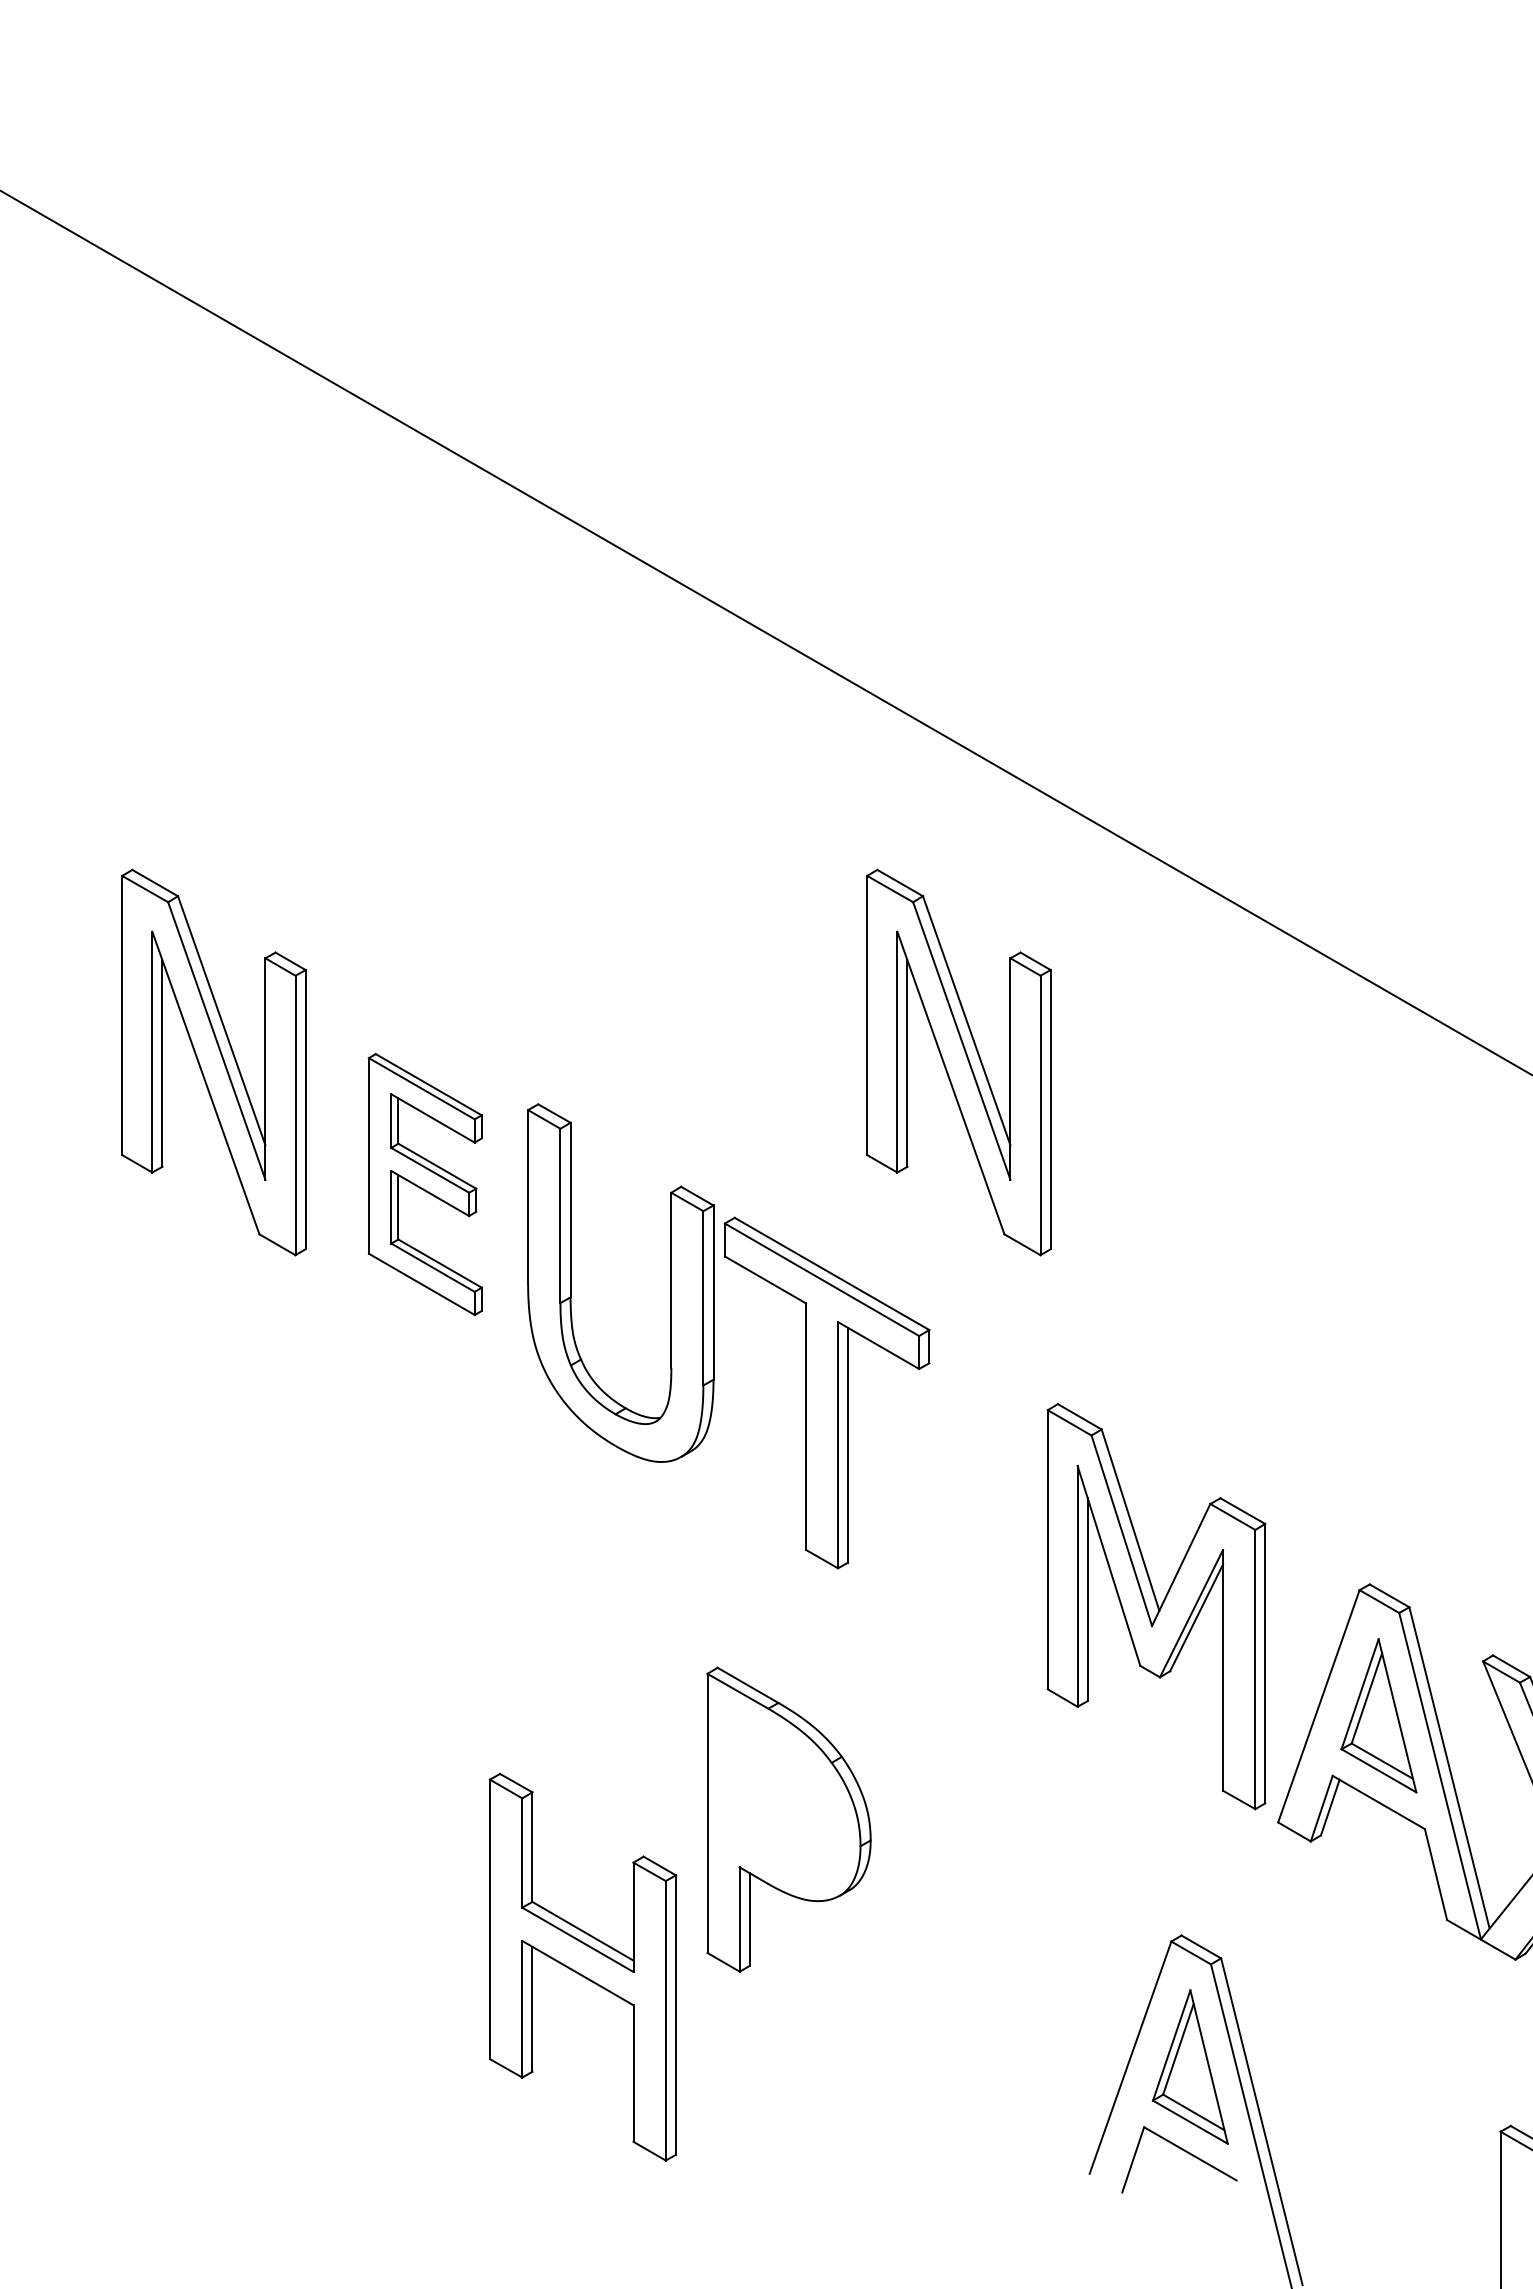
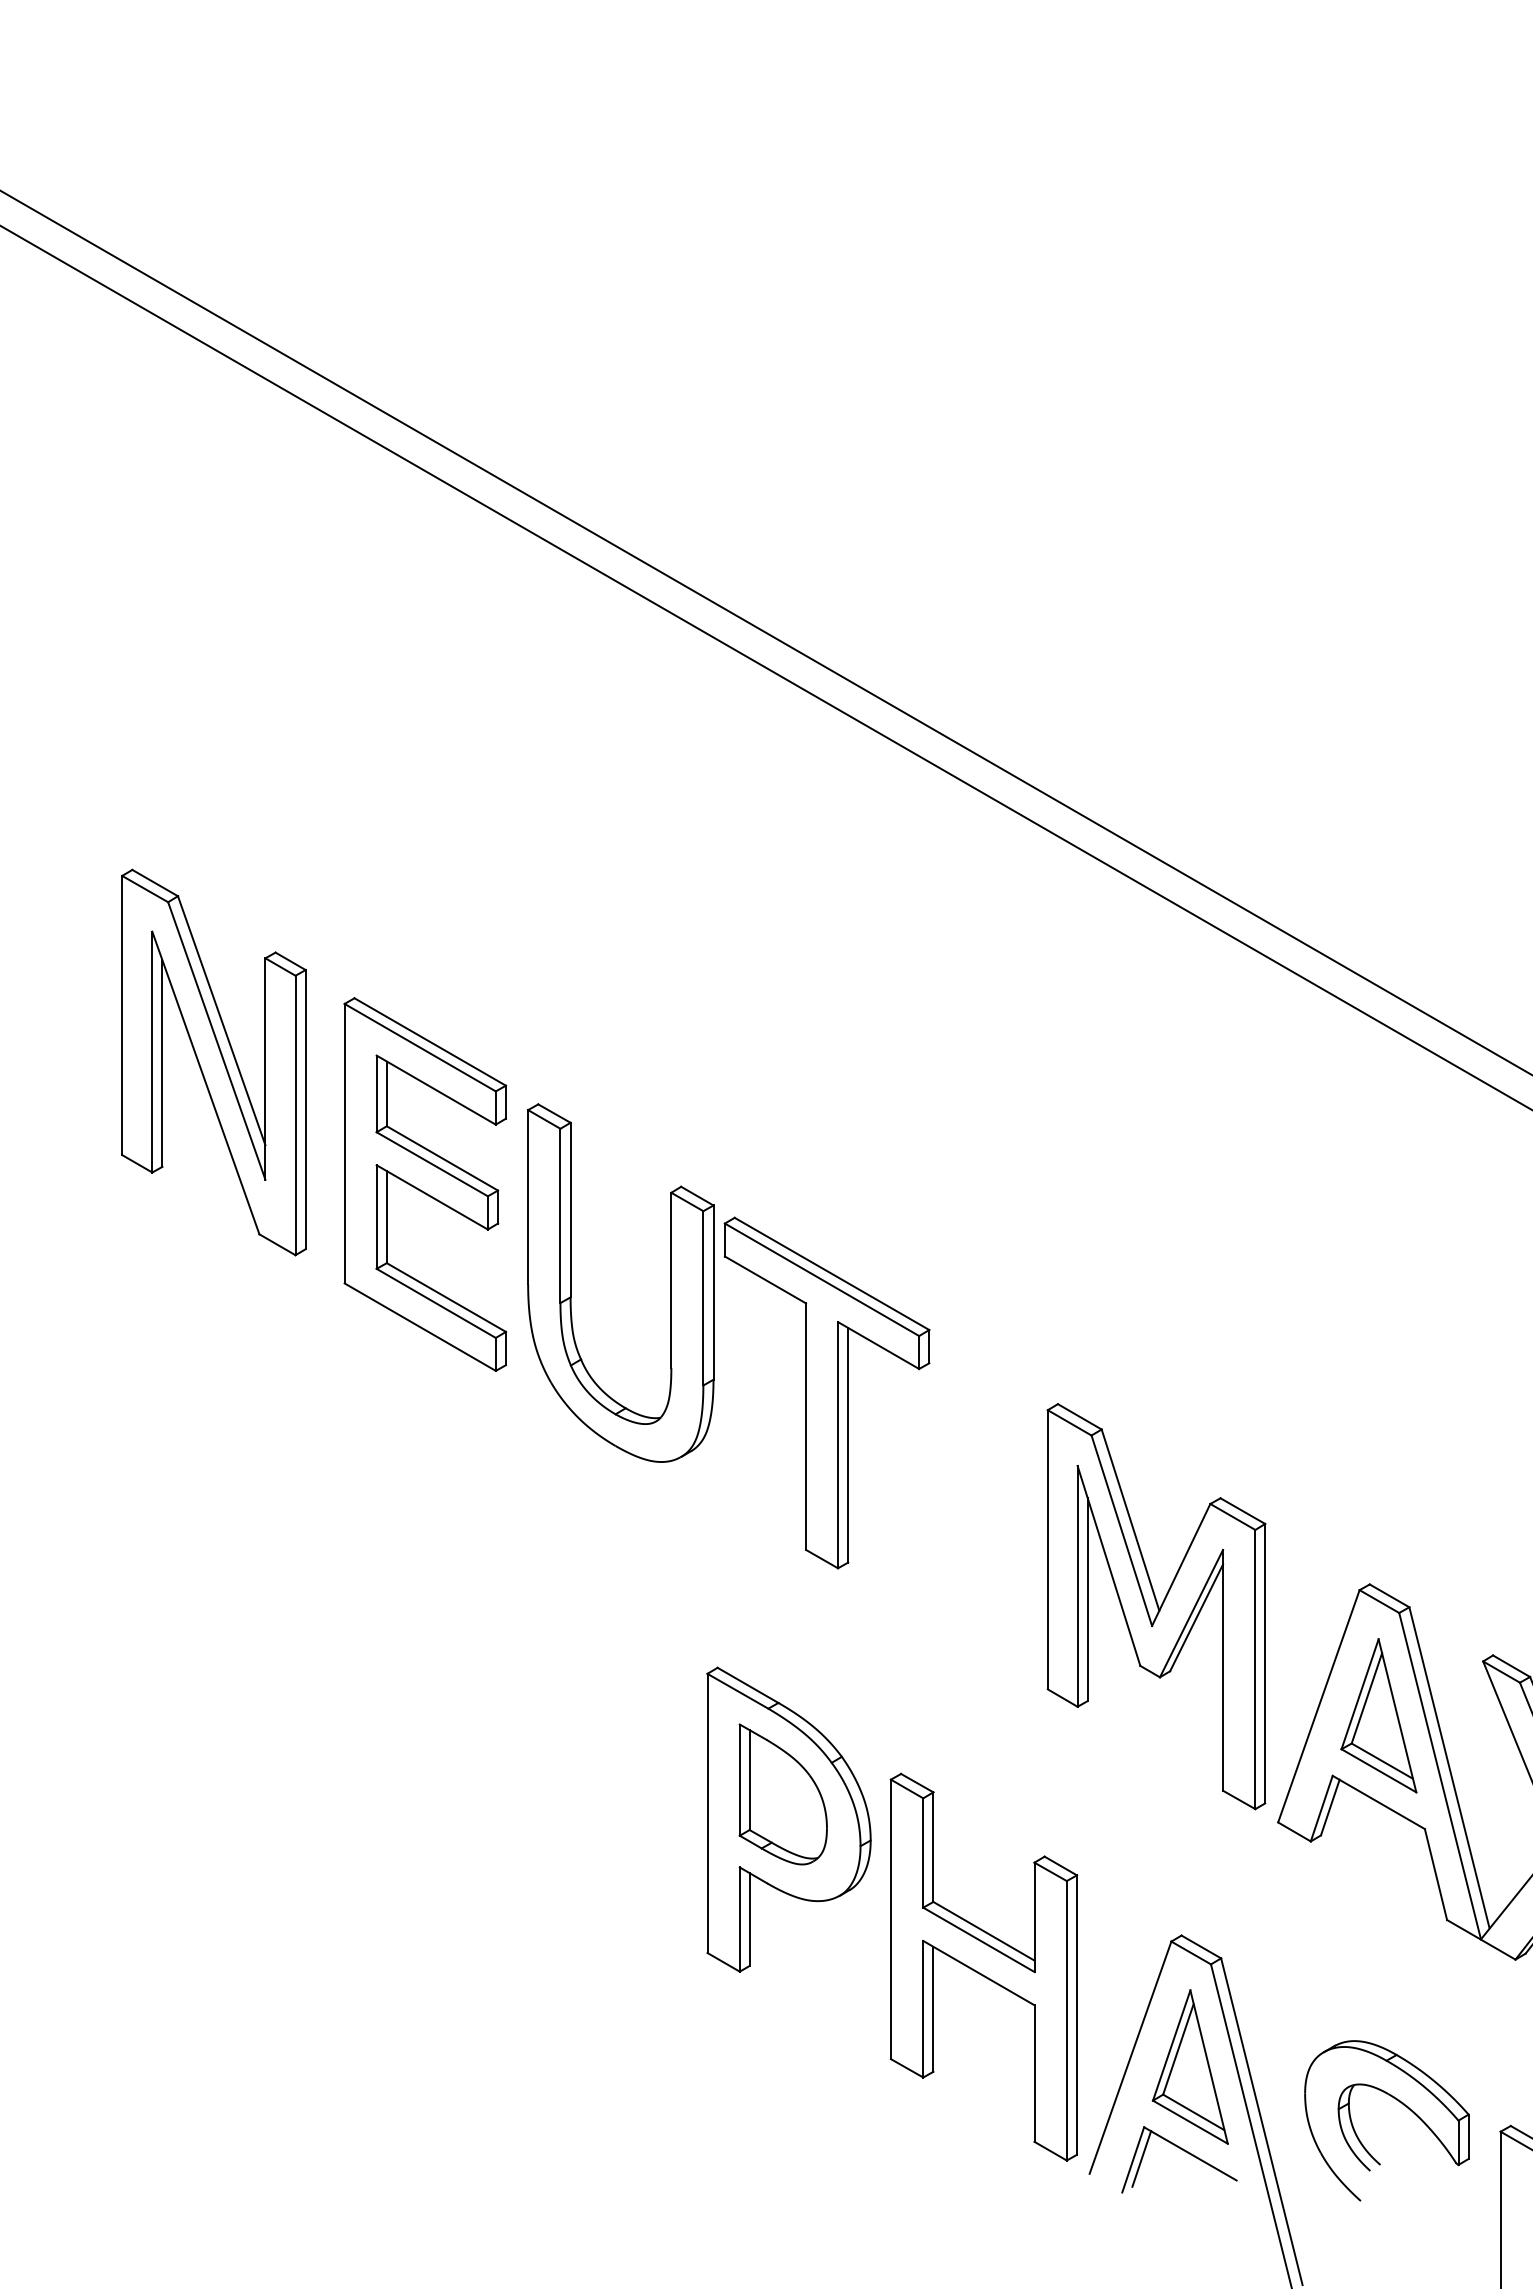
line: none -> present (765, 667)
part: present -> none (958, 1062)
part size: 116x264 px -> 165x375 px (425, 1184)
part: none -> present (782, 1794)
part position: (582, 1966) -> (983, 1966) (983, 1966)
part: none -> present (1399, 2102)
line: none -> present (1141, 2158)
